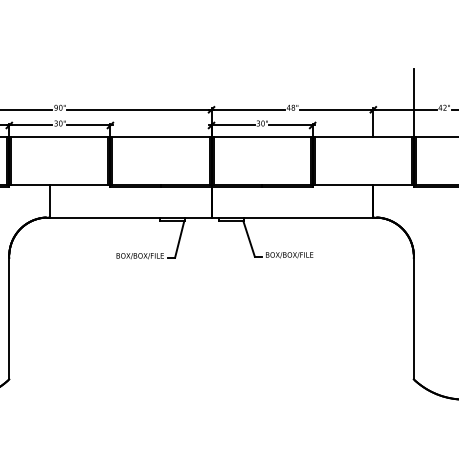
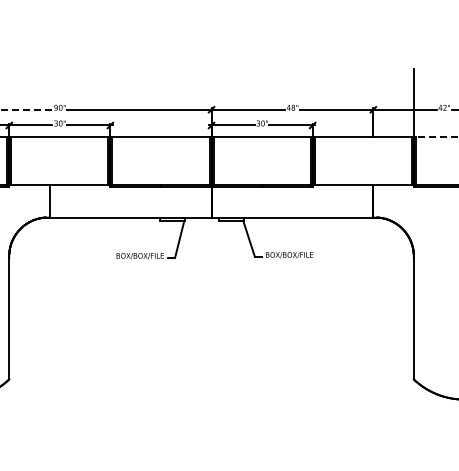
line: solid -> dashed (26, 109)
line: solid -> dashed (436, 136)
